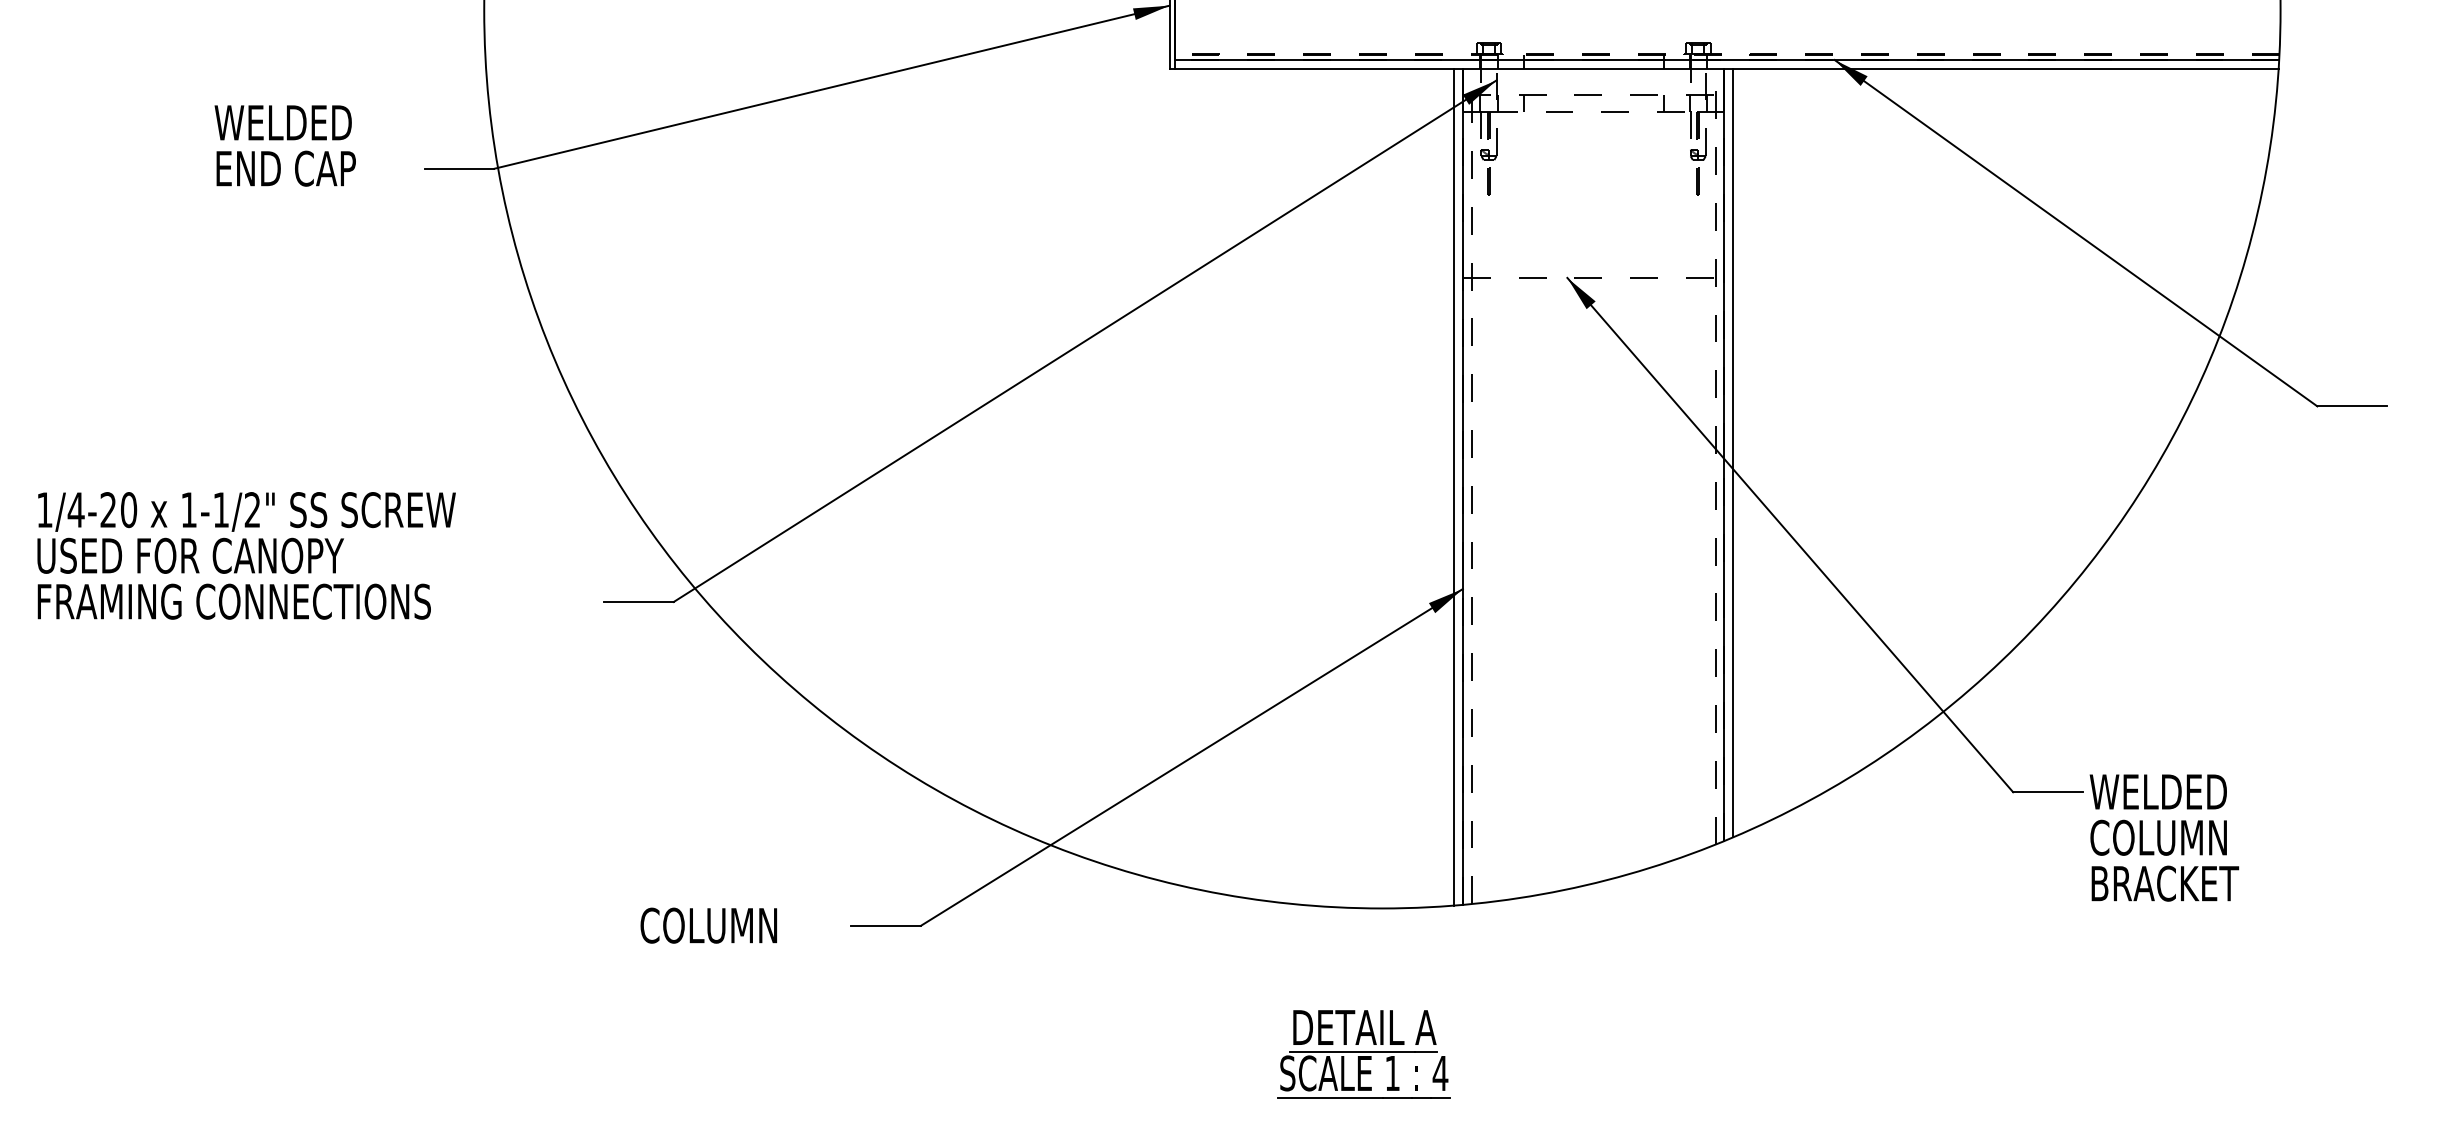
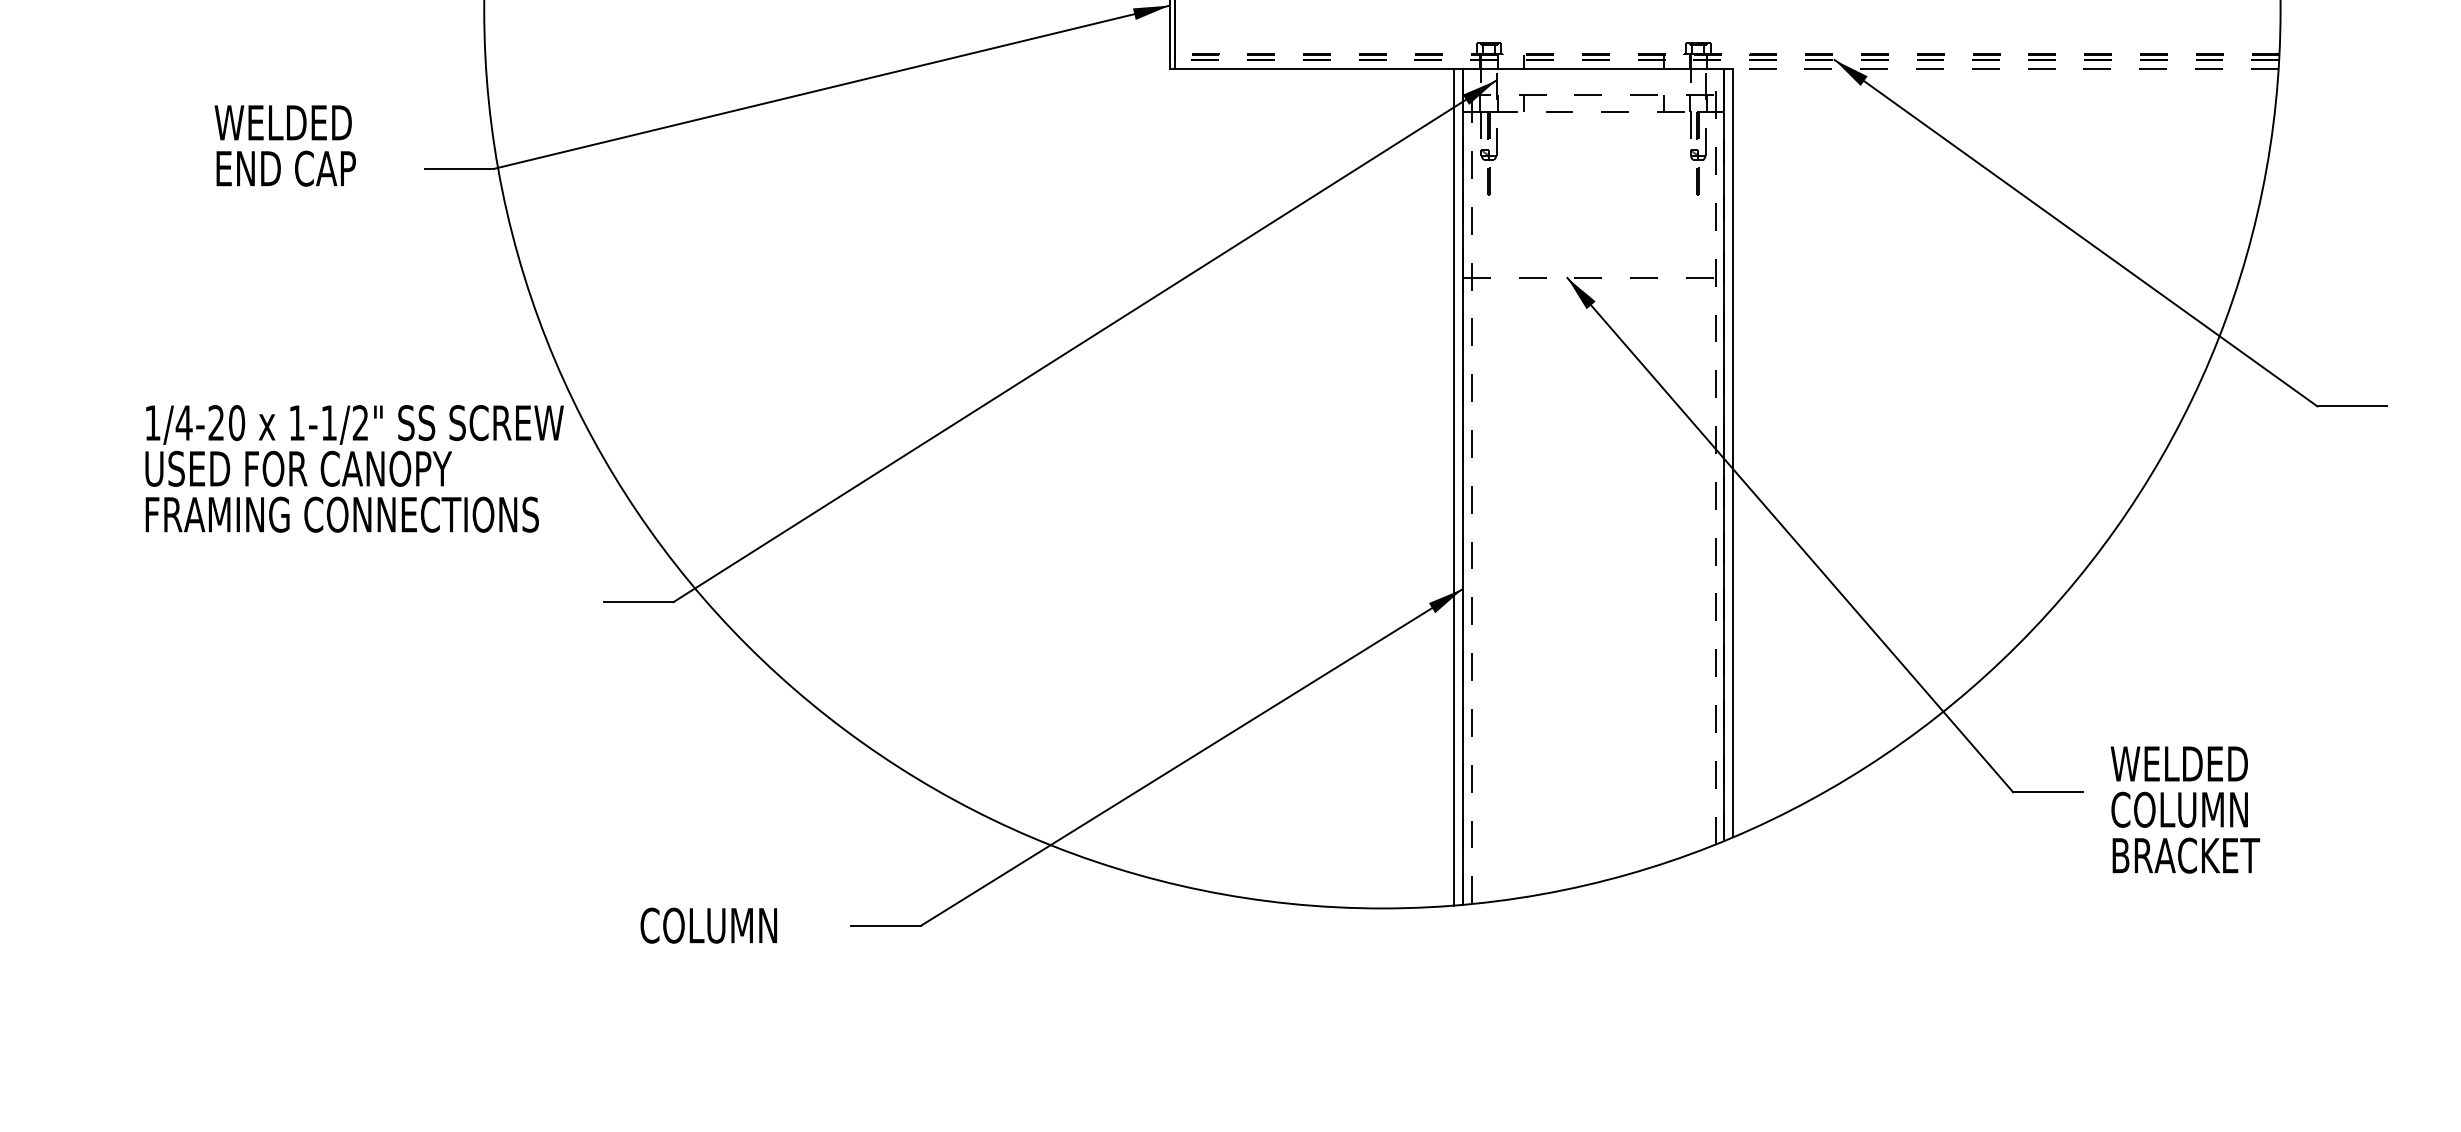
line: solid -> dashed (1727, 60)
line: solid -> dashed (2005, 68)
text position: (246, 555) -> (354, 468) (354, 468)
text position: (2164, 837) -> (2185, 809) (2185, 809)
part: present -> none (1363, 1054)
